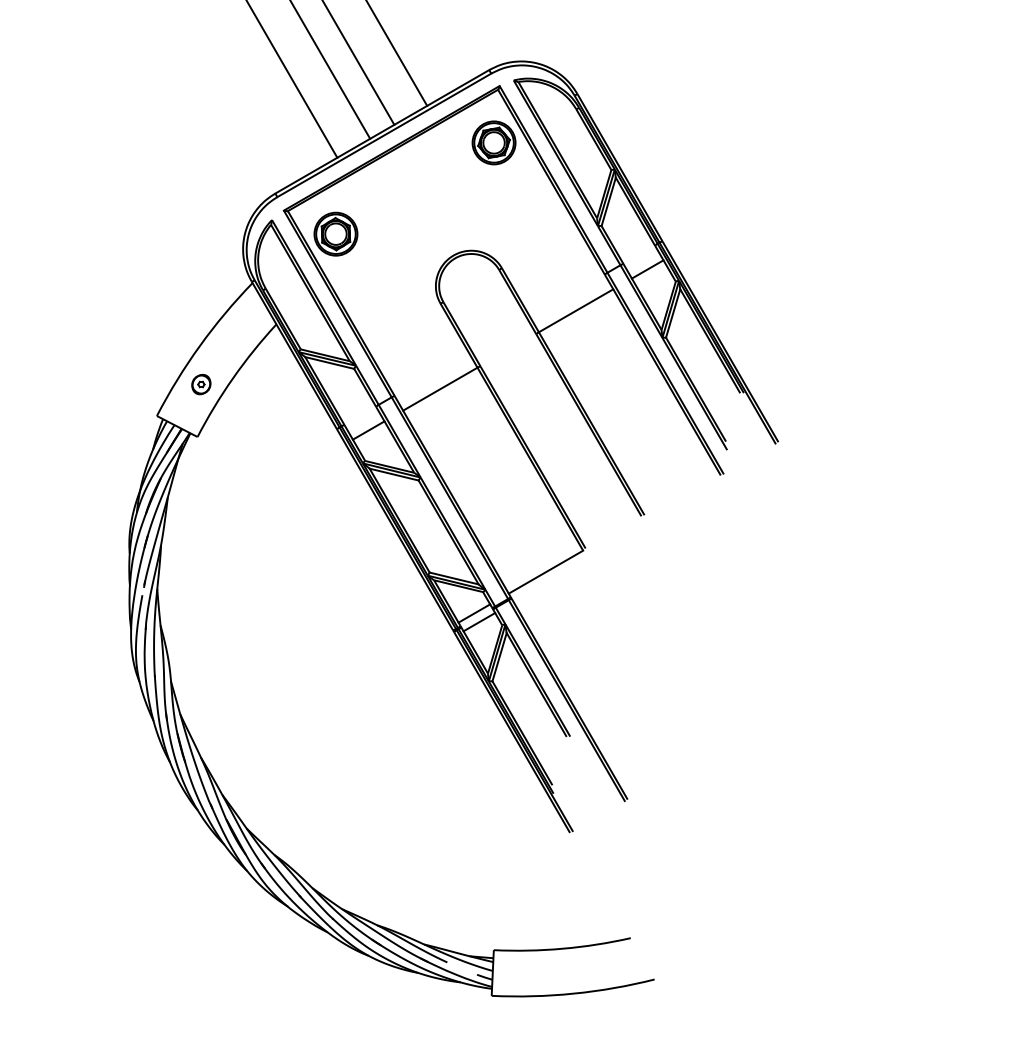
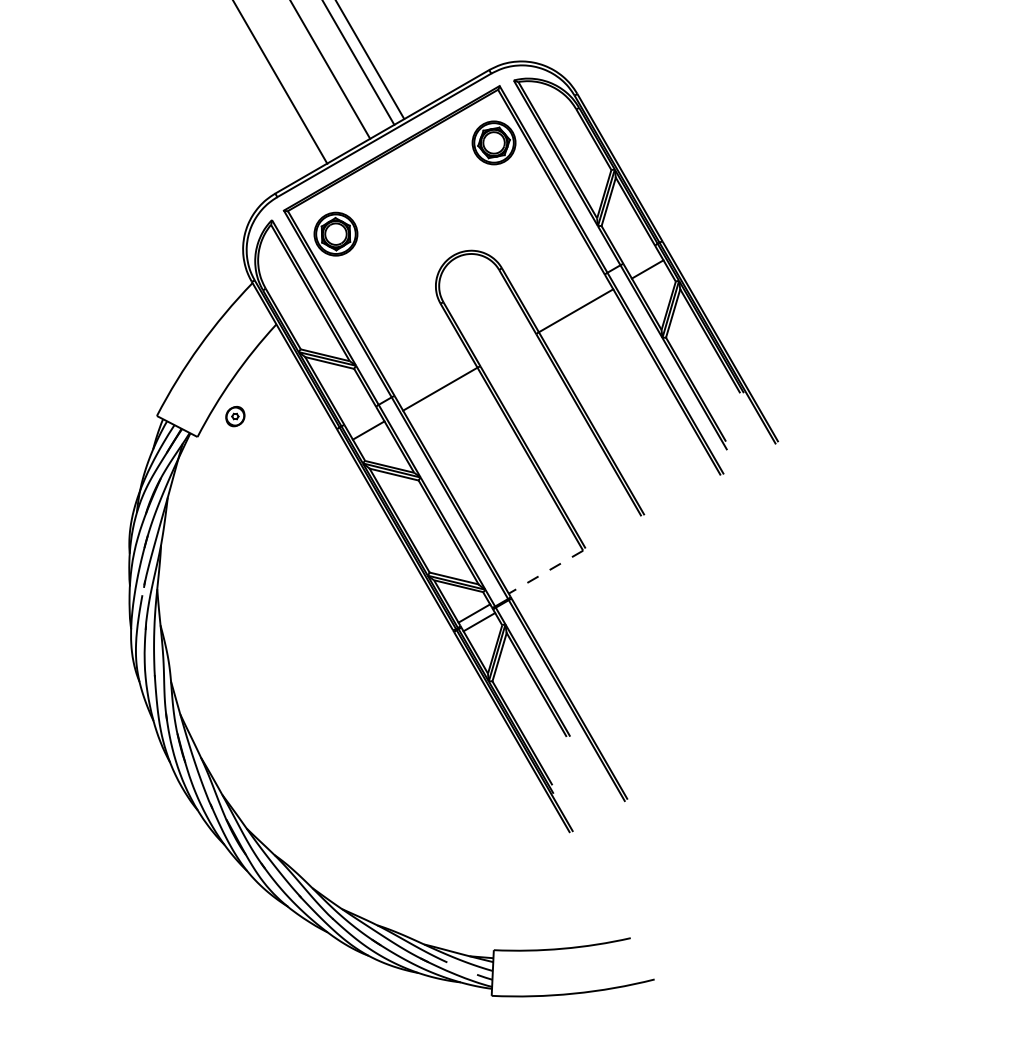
line position: (397, 53) -> (370, 60) (370, 60)
line position: (292, 79) -> (280, 82) (280, 82)
part position: (201, 384) -> (235, 416) (235, 416)
line: solid -> dashed (545, 572)
